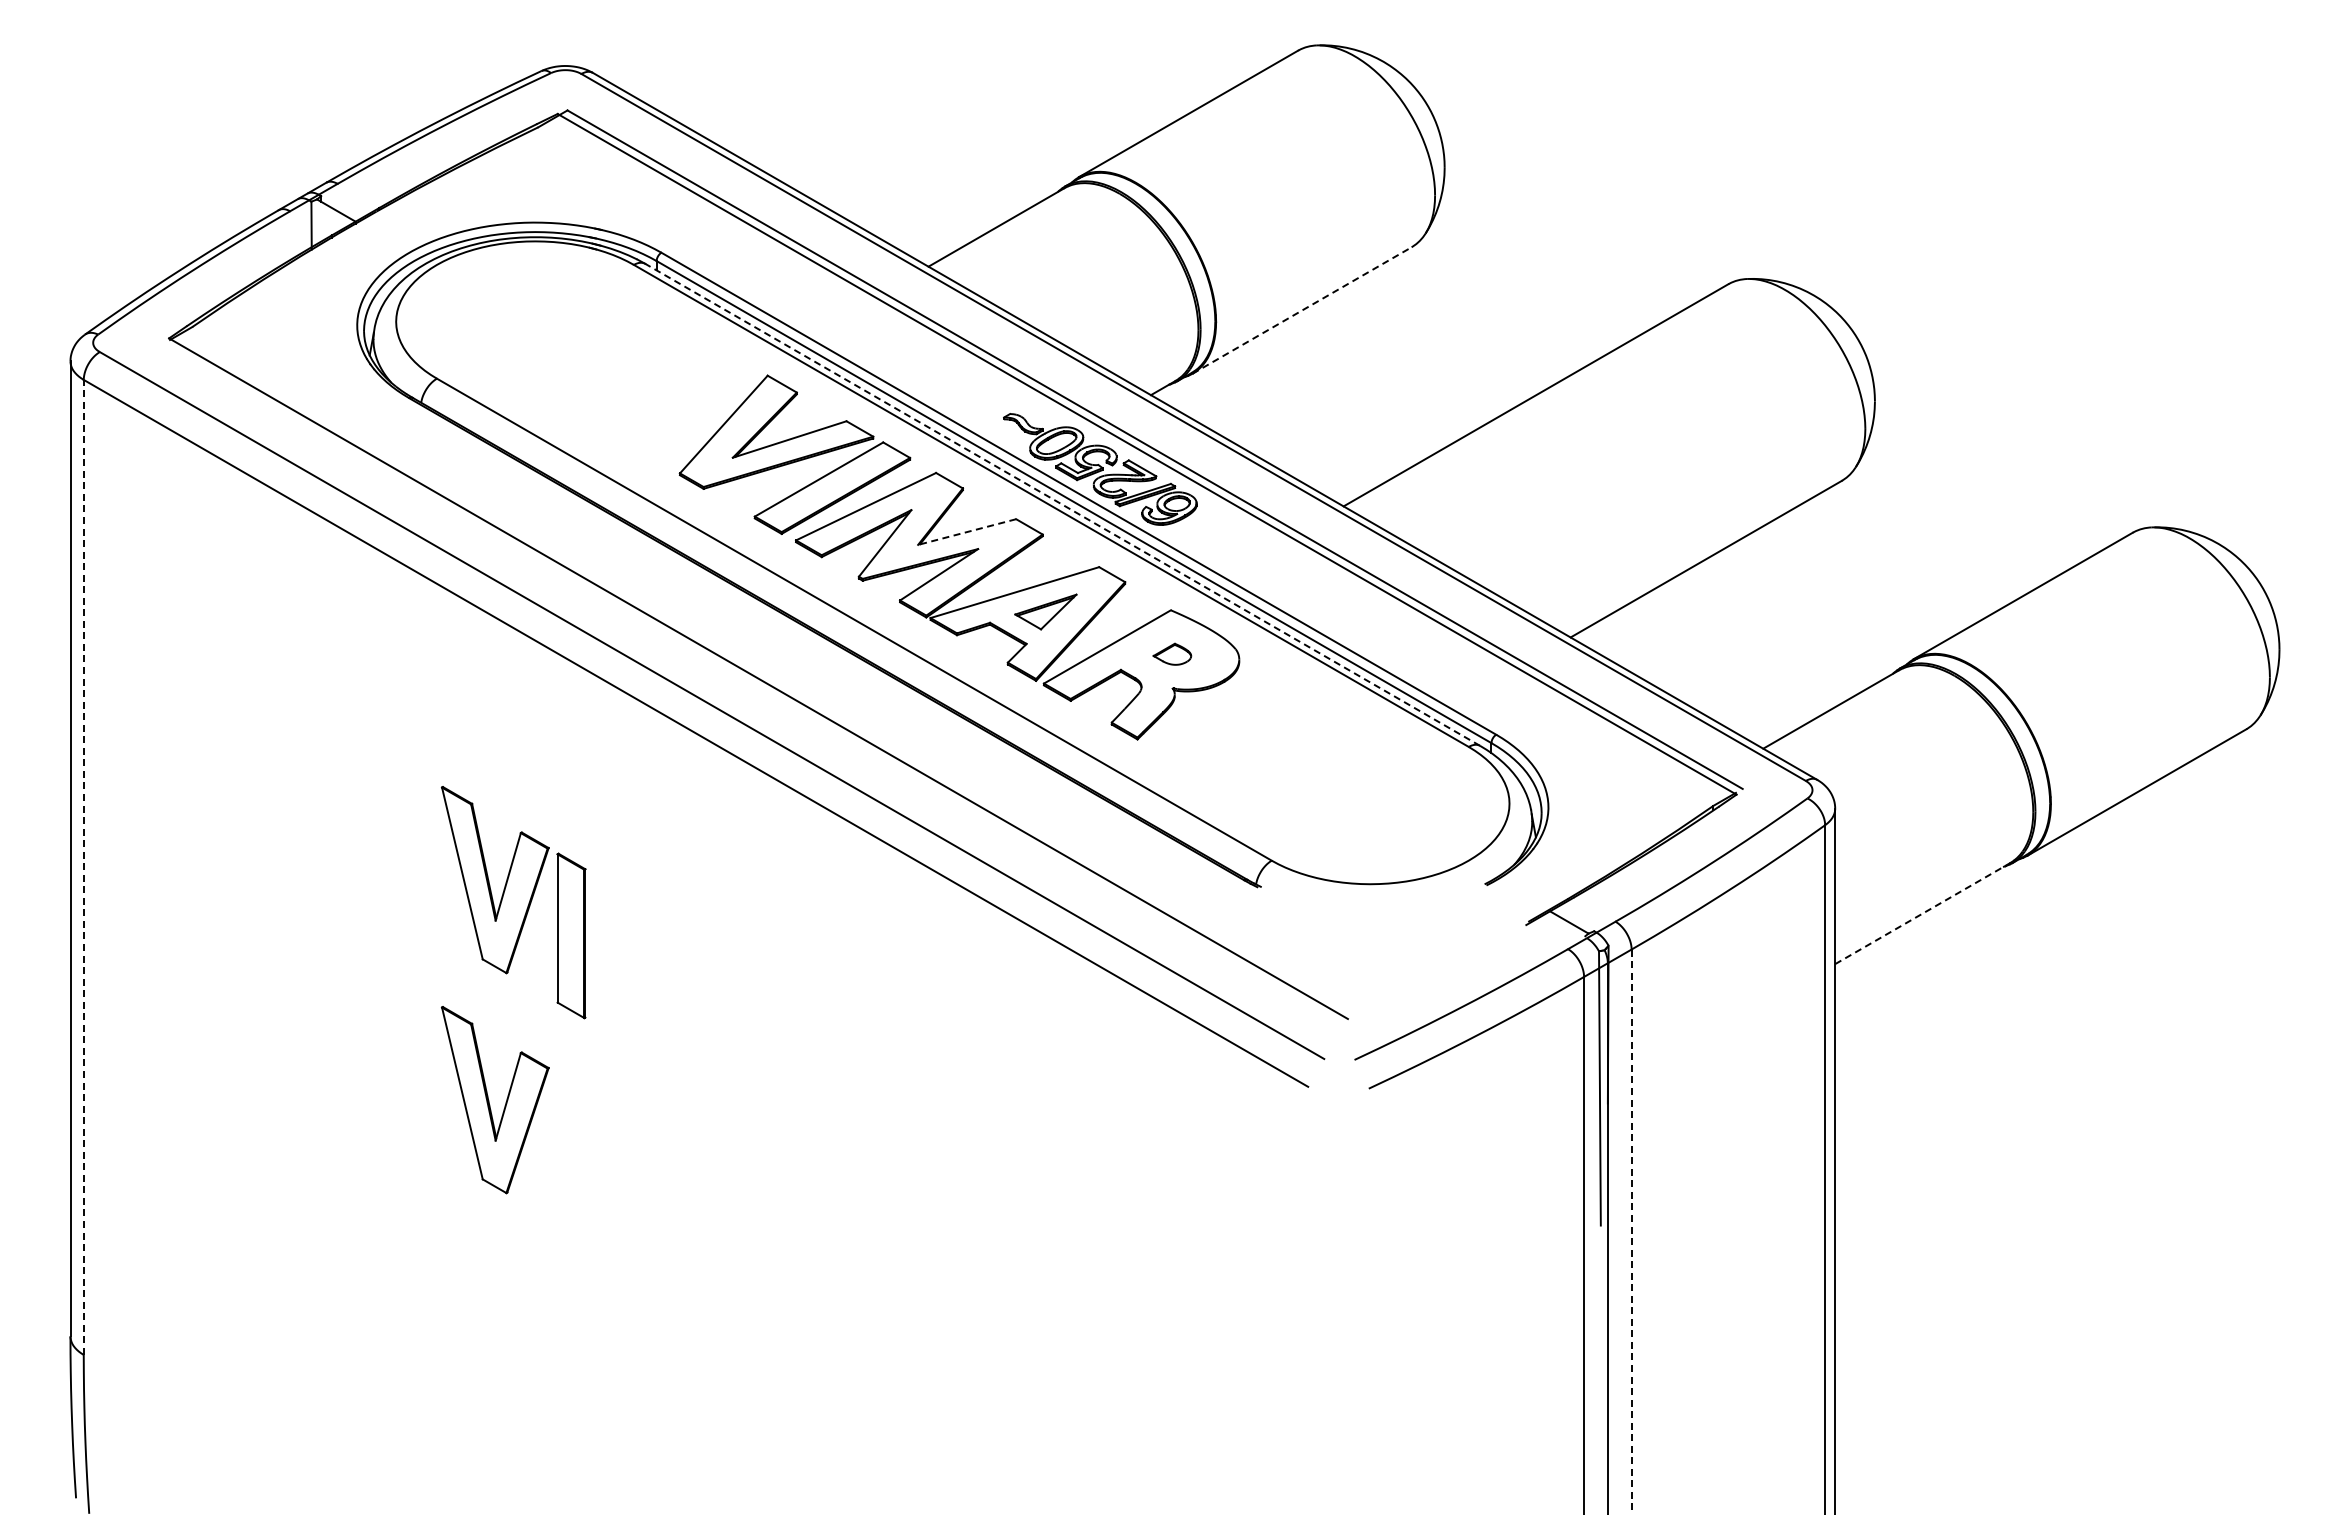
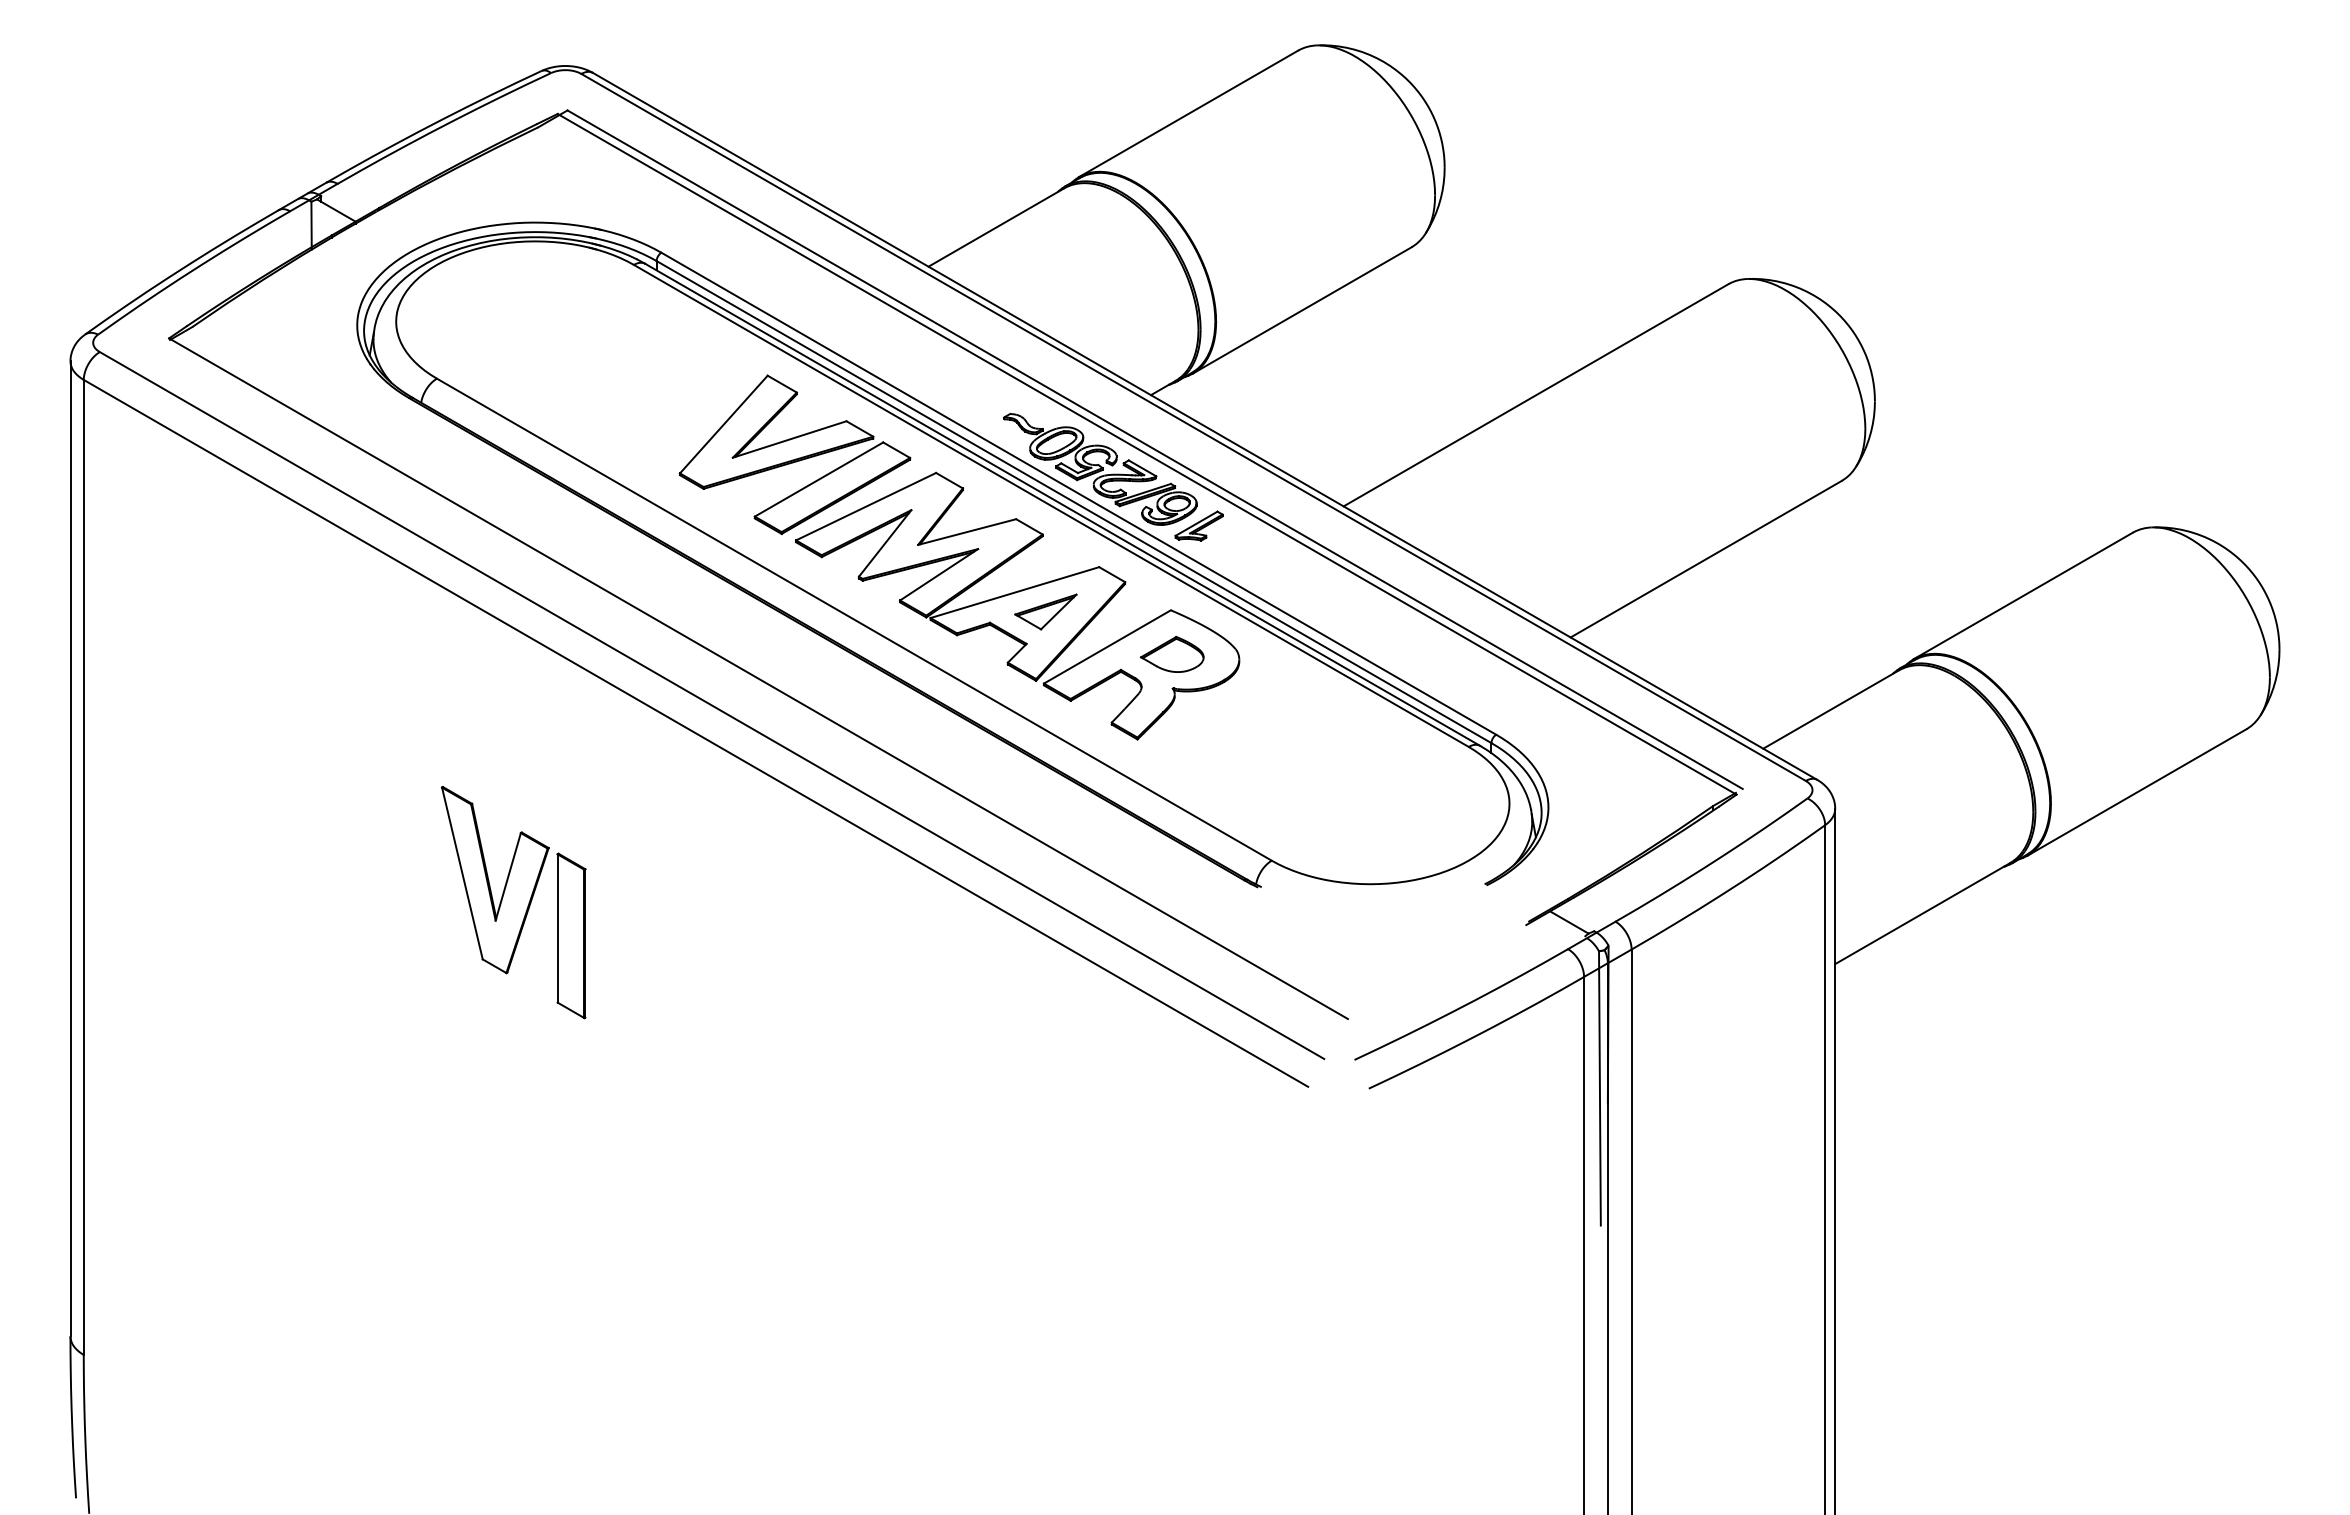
line: dashed -> solid (1302, 310)
line: dashed -> solid (1062, 504)
part: none -> present (1198, 525)
line: dashed -> solid (967, 532)
part size: 41x24 px -> 65x38 px (1172, 653)
line: dashed -> solid (83, 867)
line: dashed -> solid (1923, 913)
part: present -> none (494, 1100)
line: dashed -> solid (1631, 1232)
